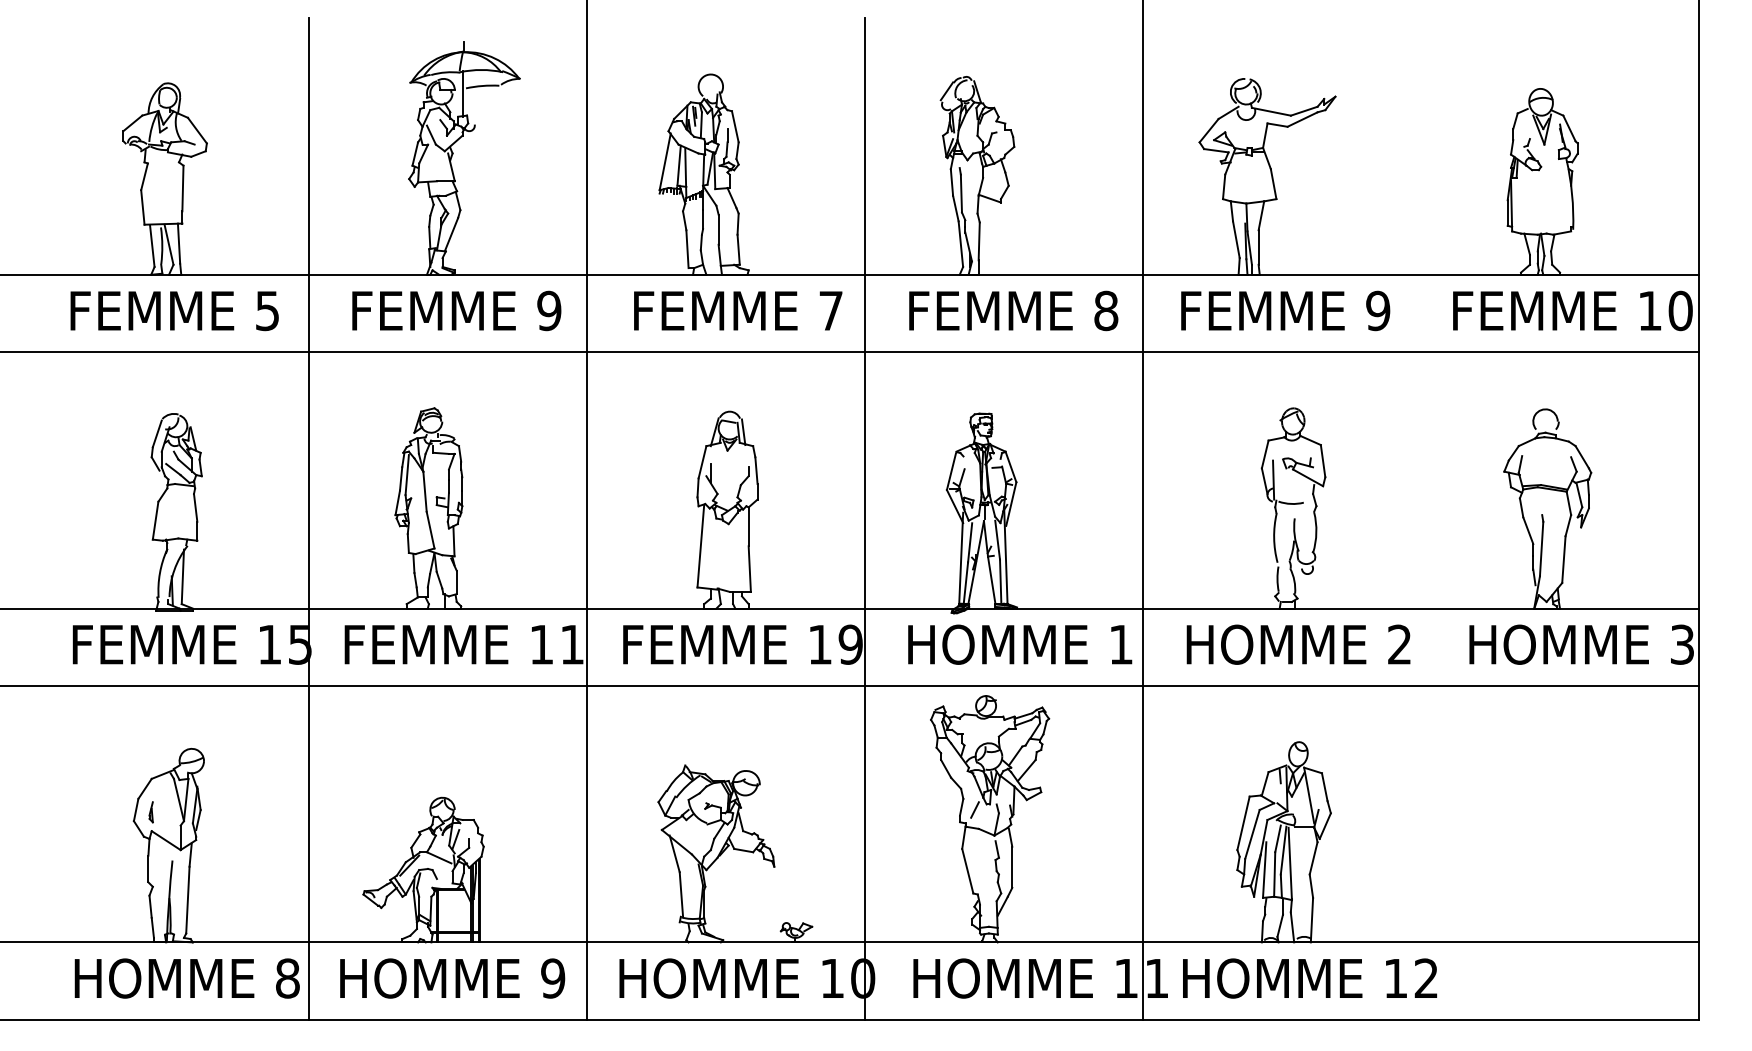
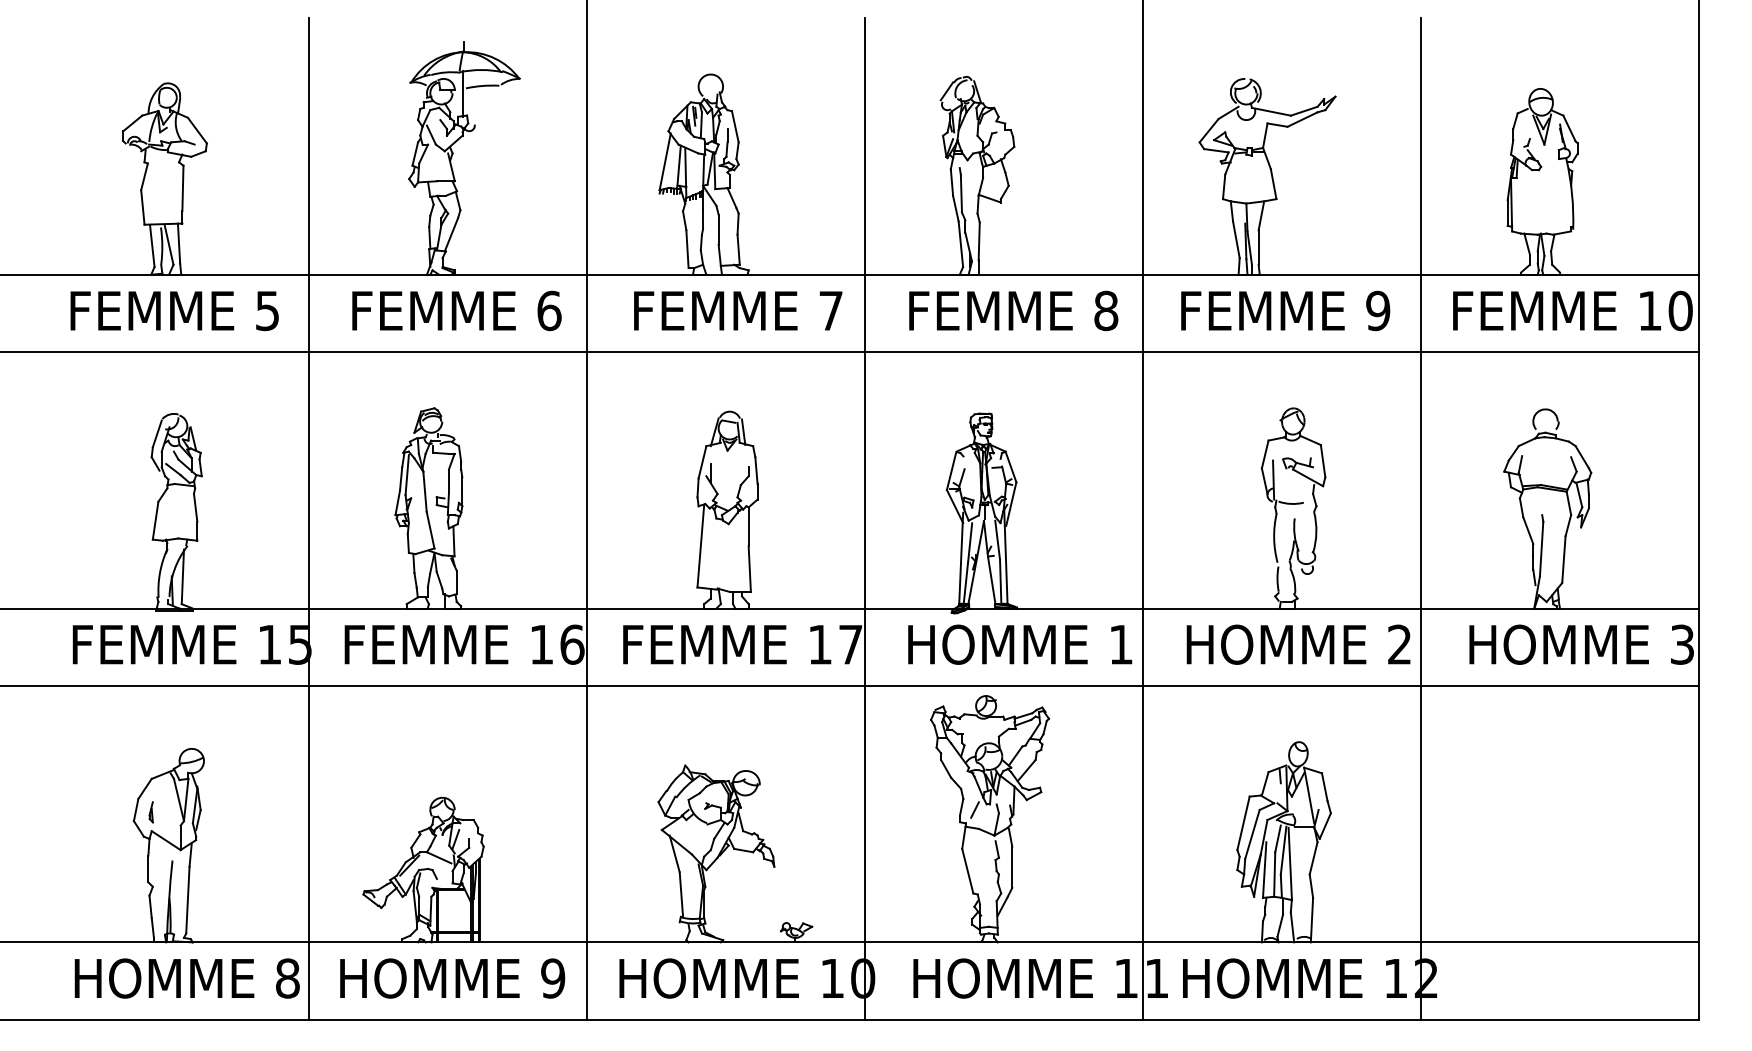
text: 9 -> 6 (549, 310)
line: none -> present (1421, 518)
text: 11 -> 16 (572, 644)
text: 19 -> 17 (850, 644)
